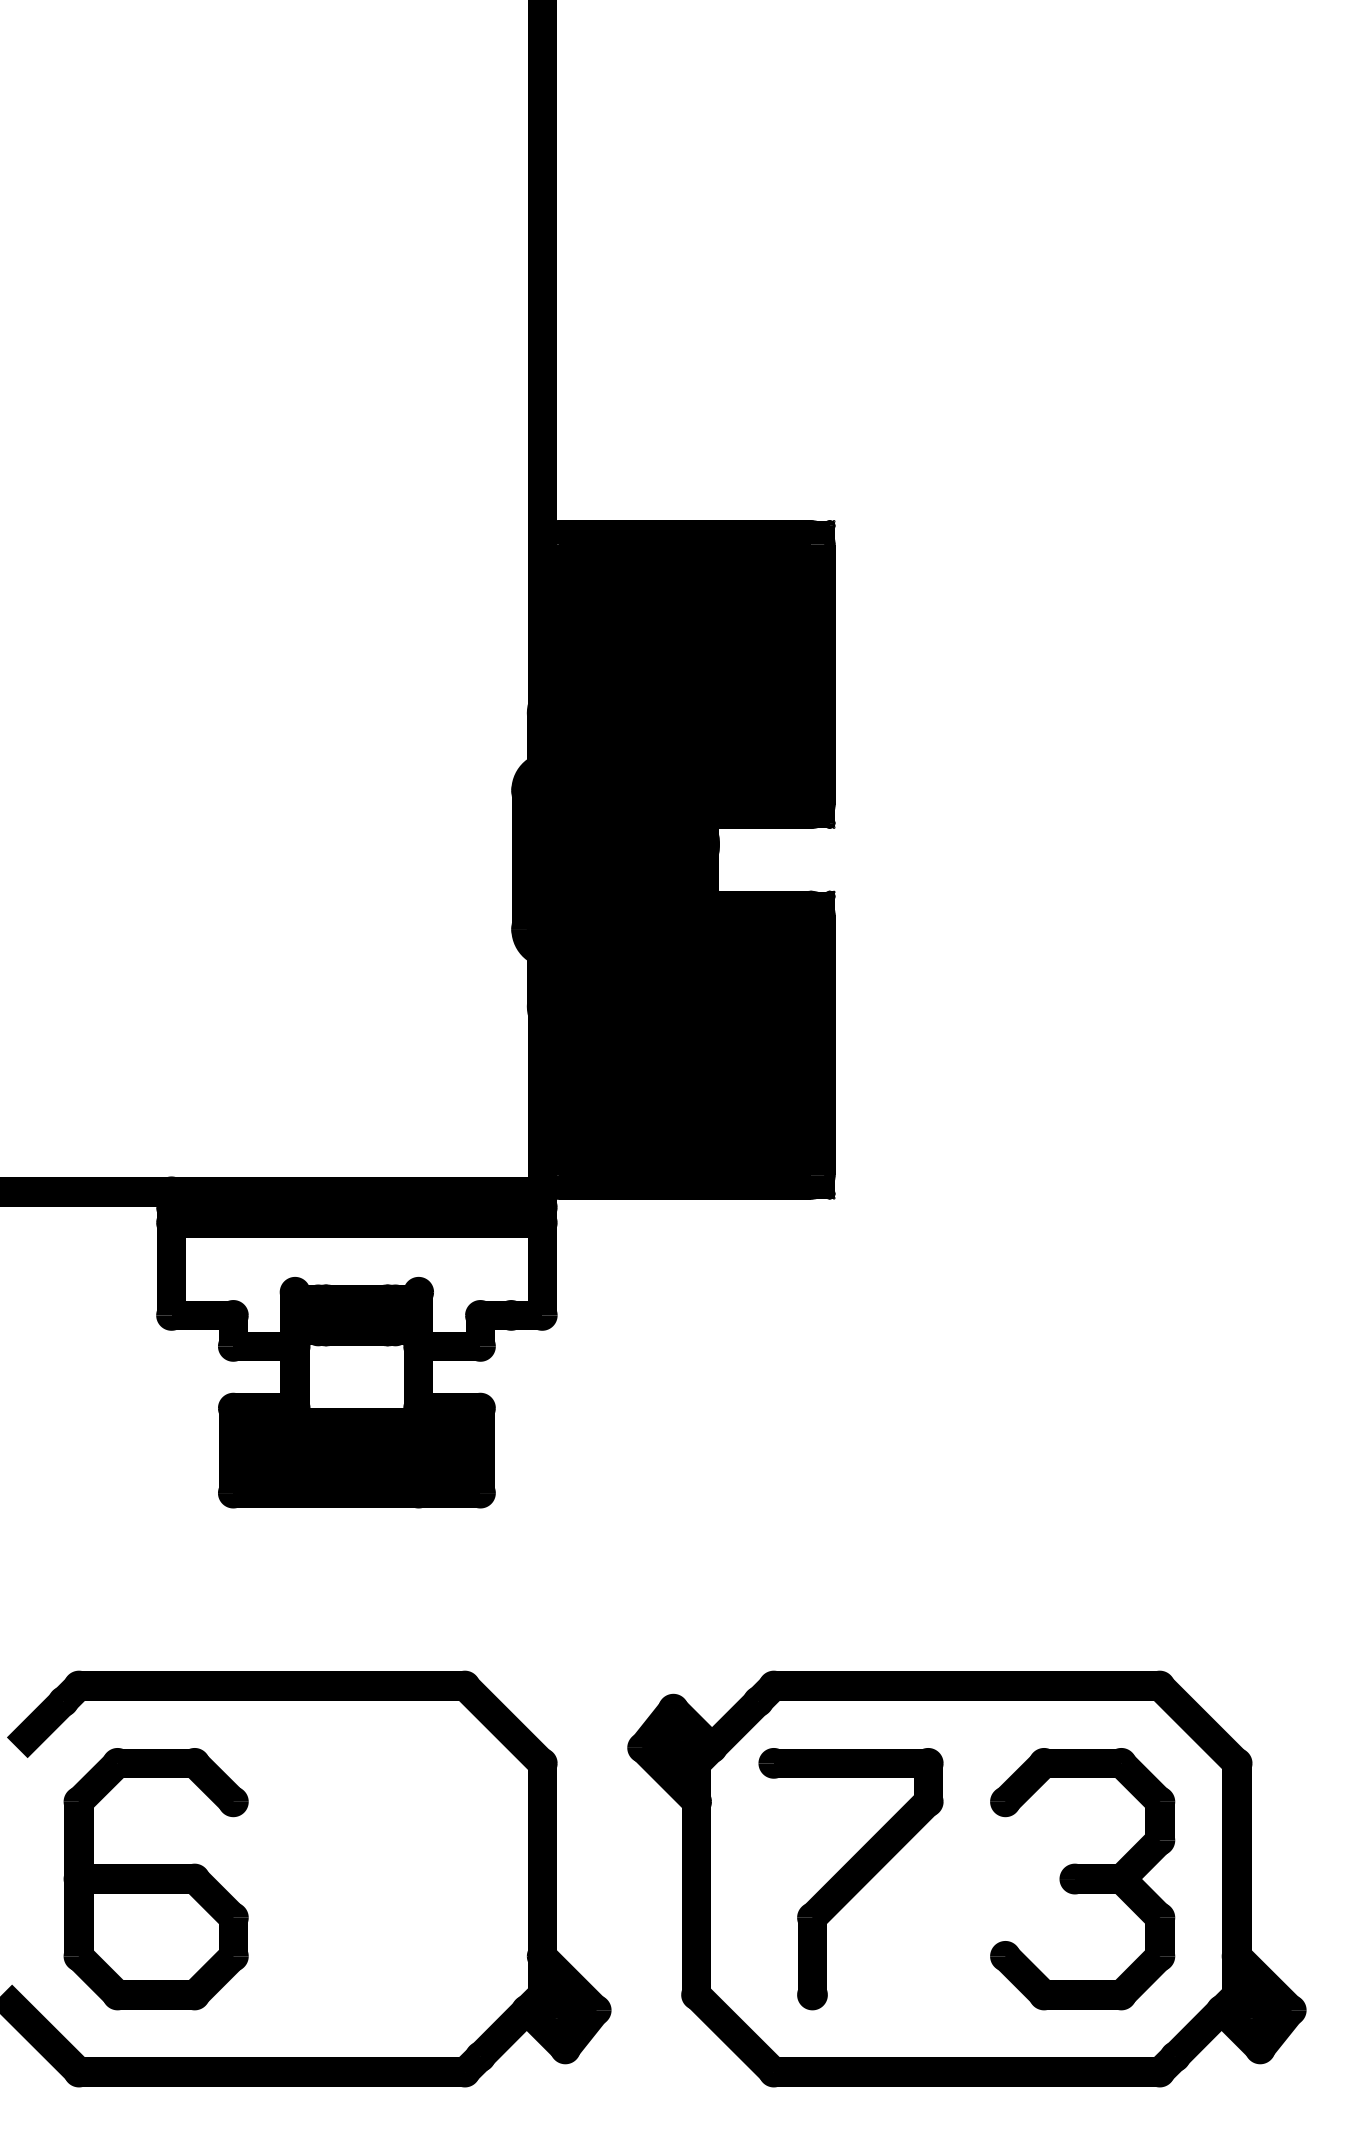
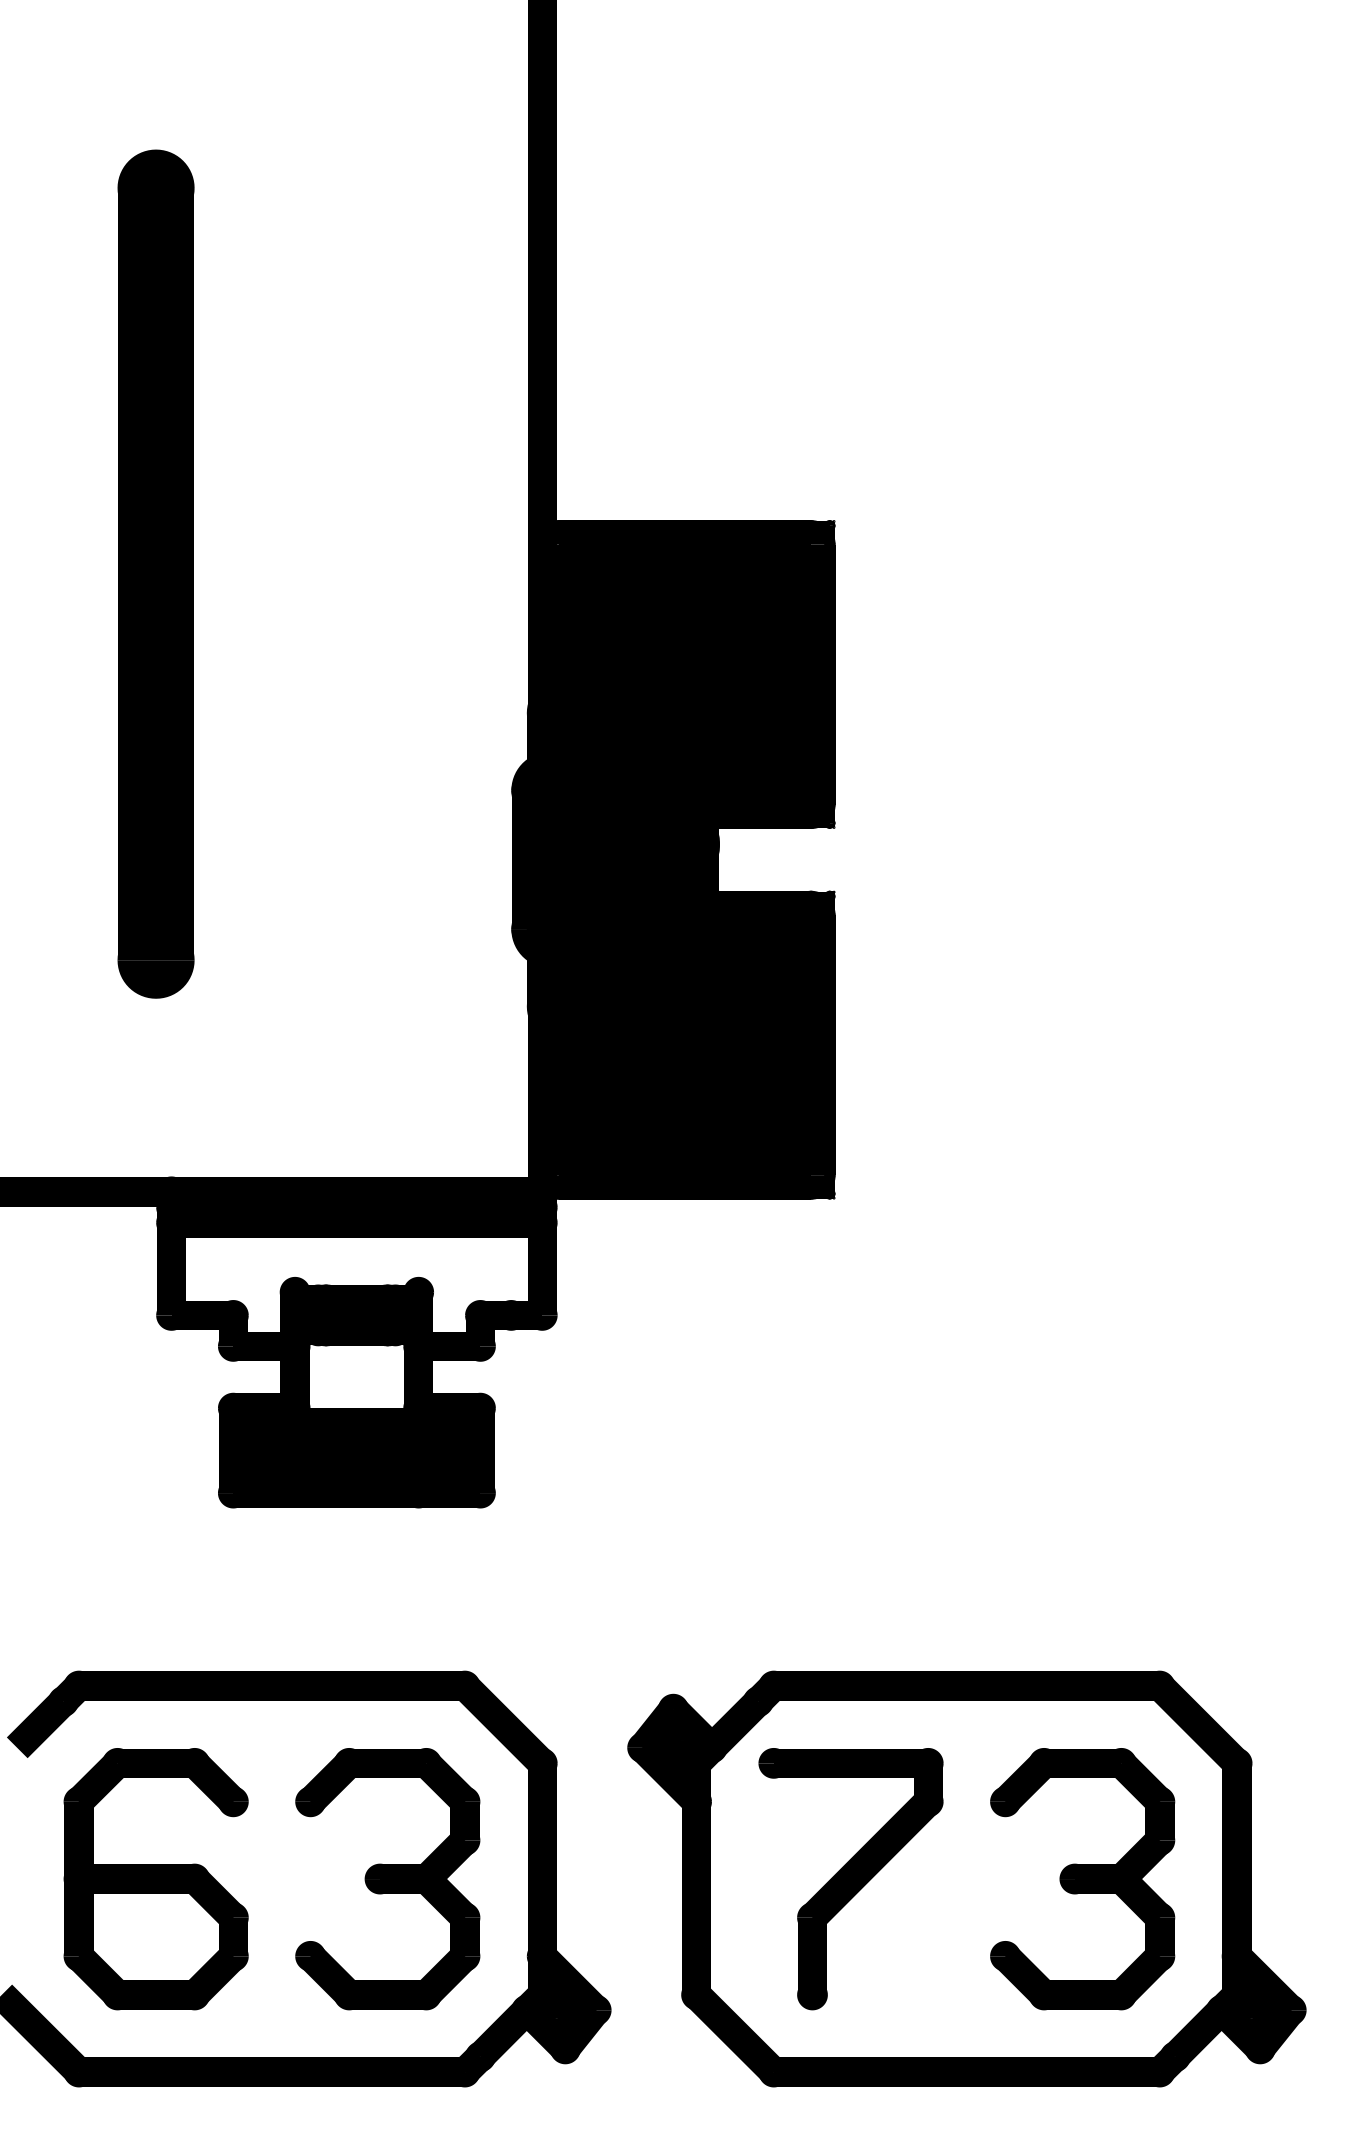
part: none -> present (155, 573)
part: none -> present (387, 1879)
